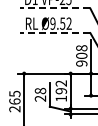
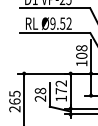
line: dashed -> solid (54, 8)
line: dashed -> solid (54, 33)
text: 908 -> 108 (81, 63)
text: 192 -> 172 (61, 91)
